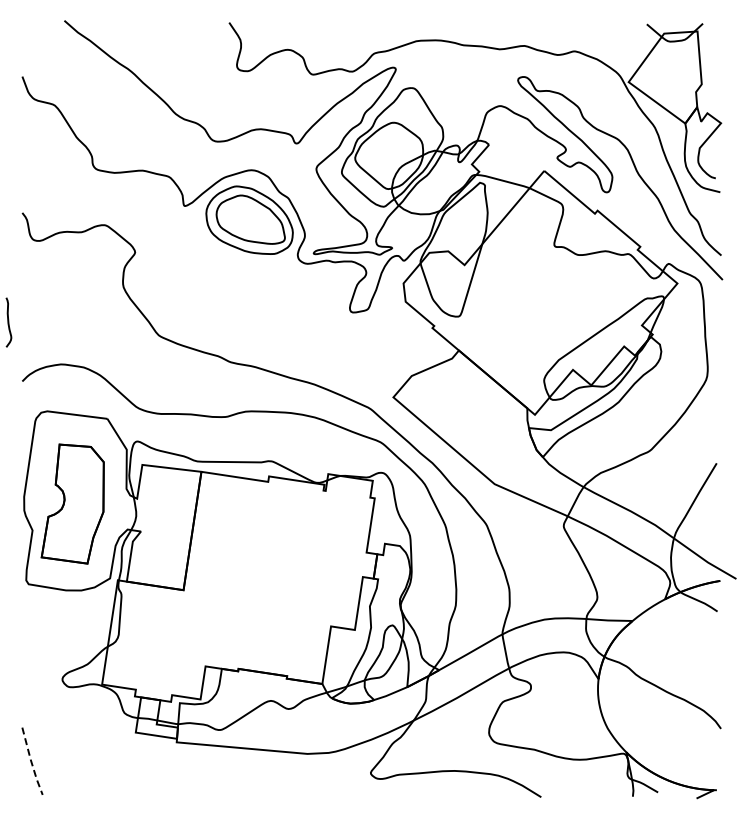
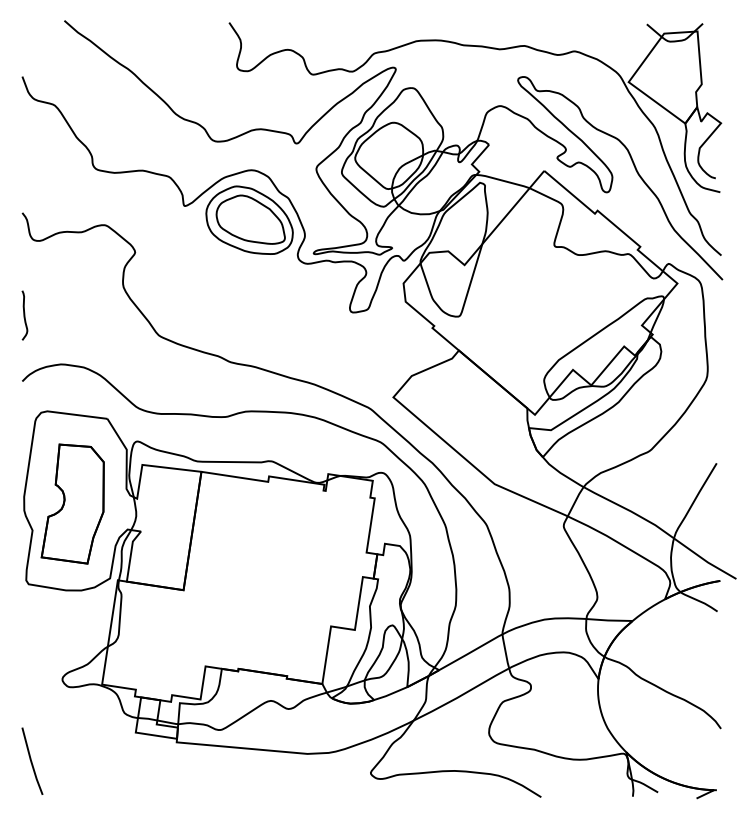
curve position: (8, 322) -> (24, 315) (24, 315)
line: dashed -> solid (31, 761)
